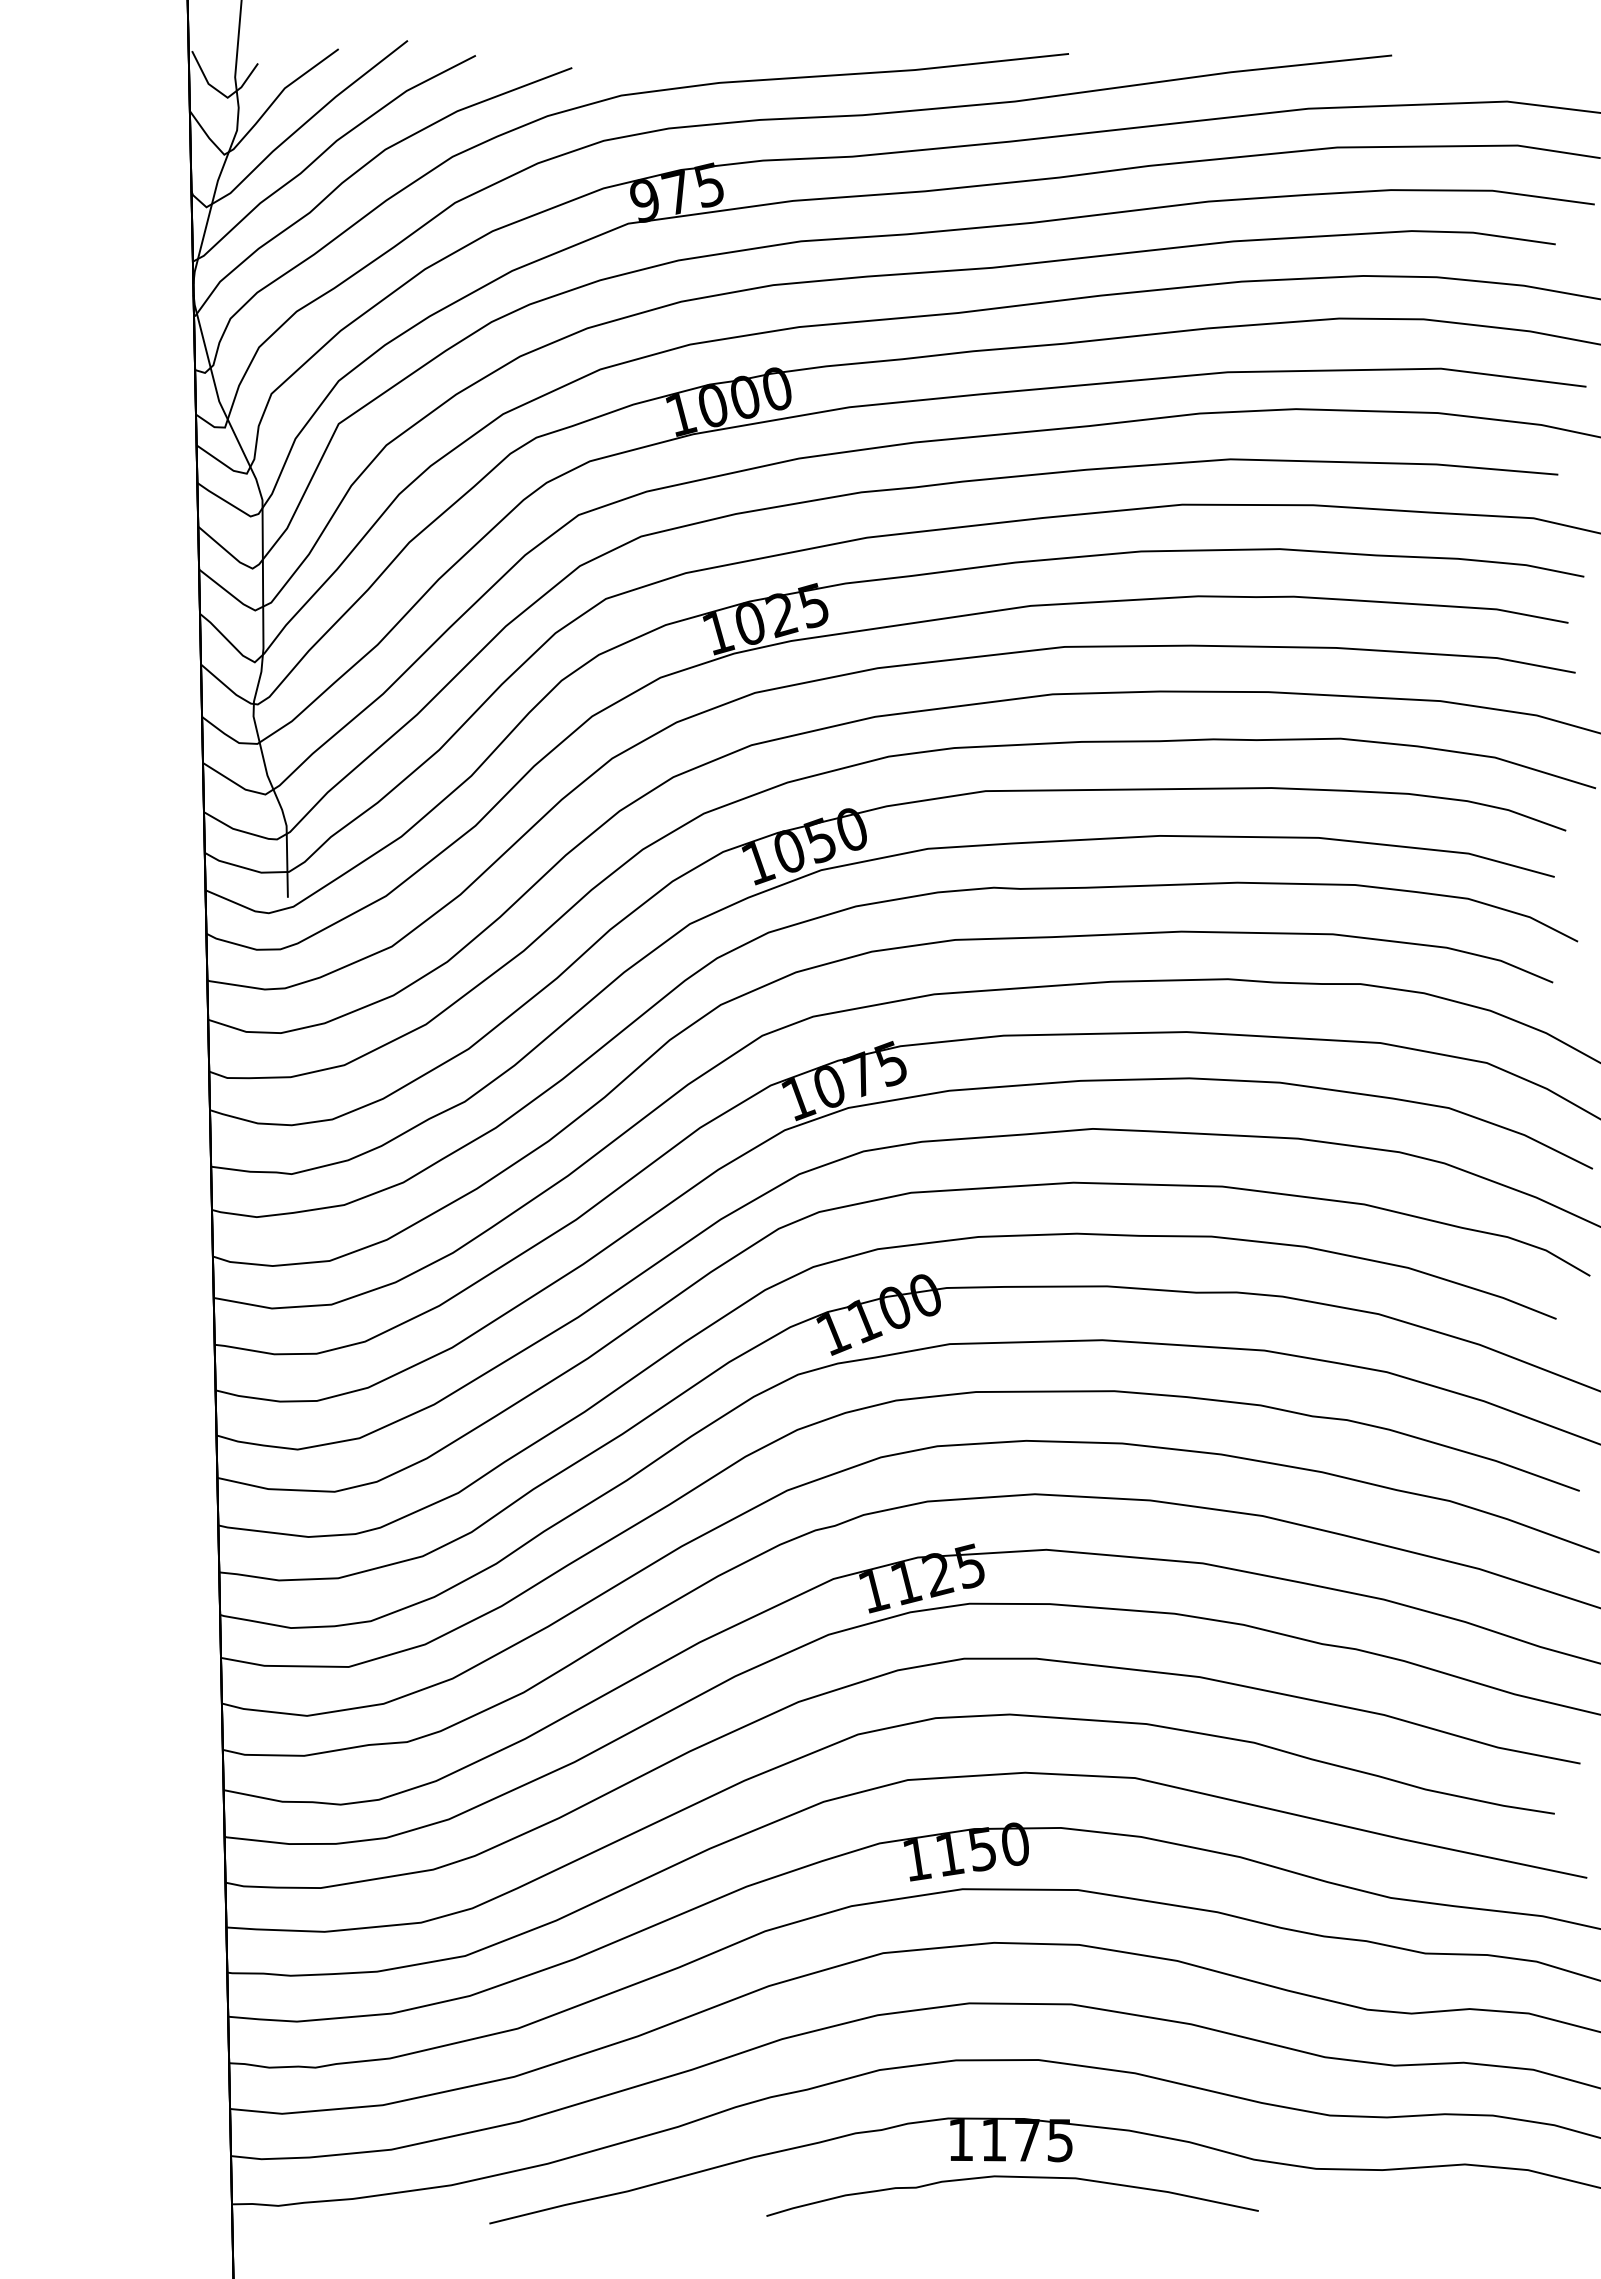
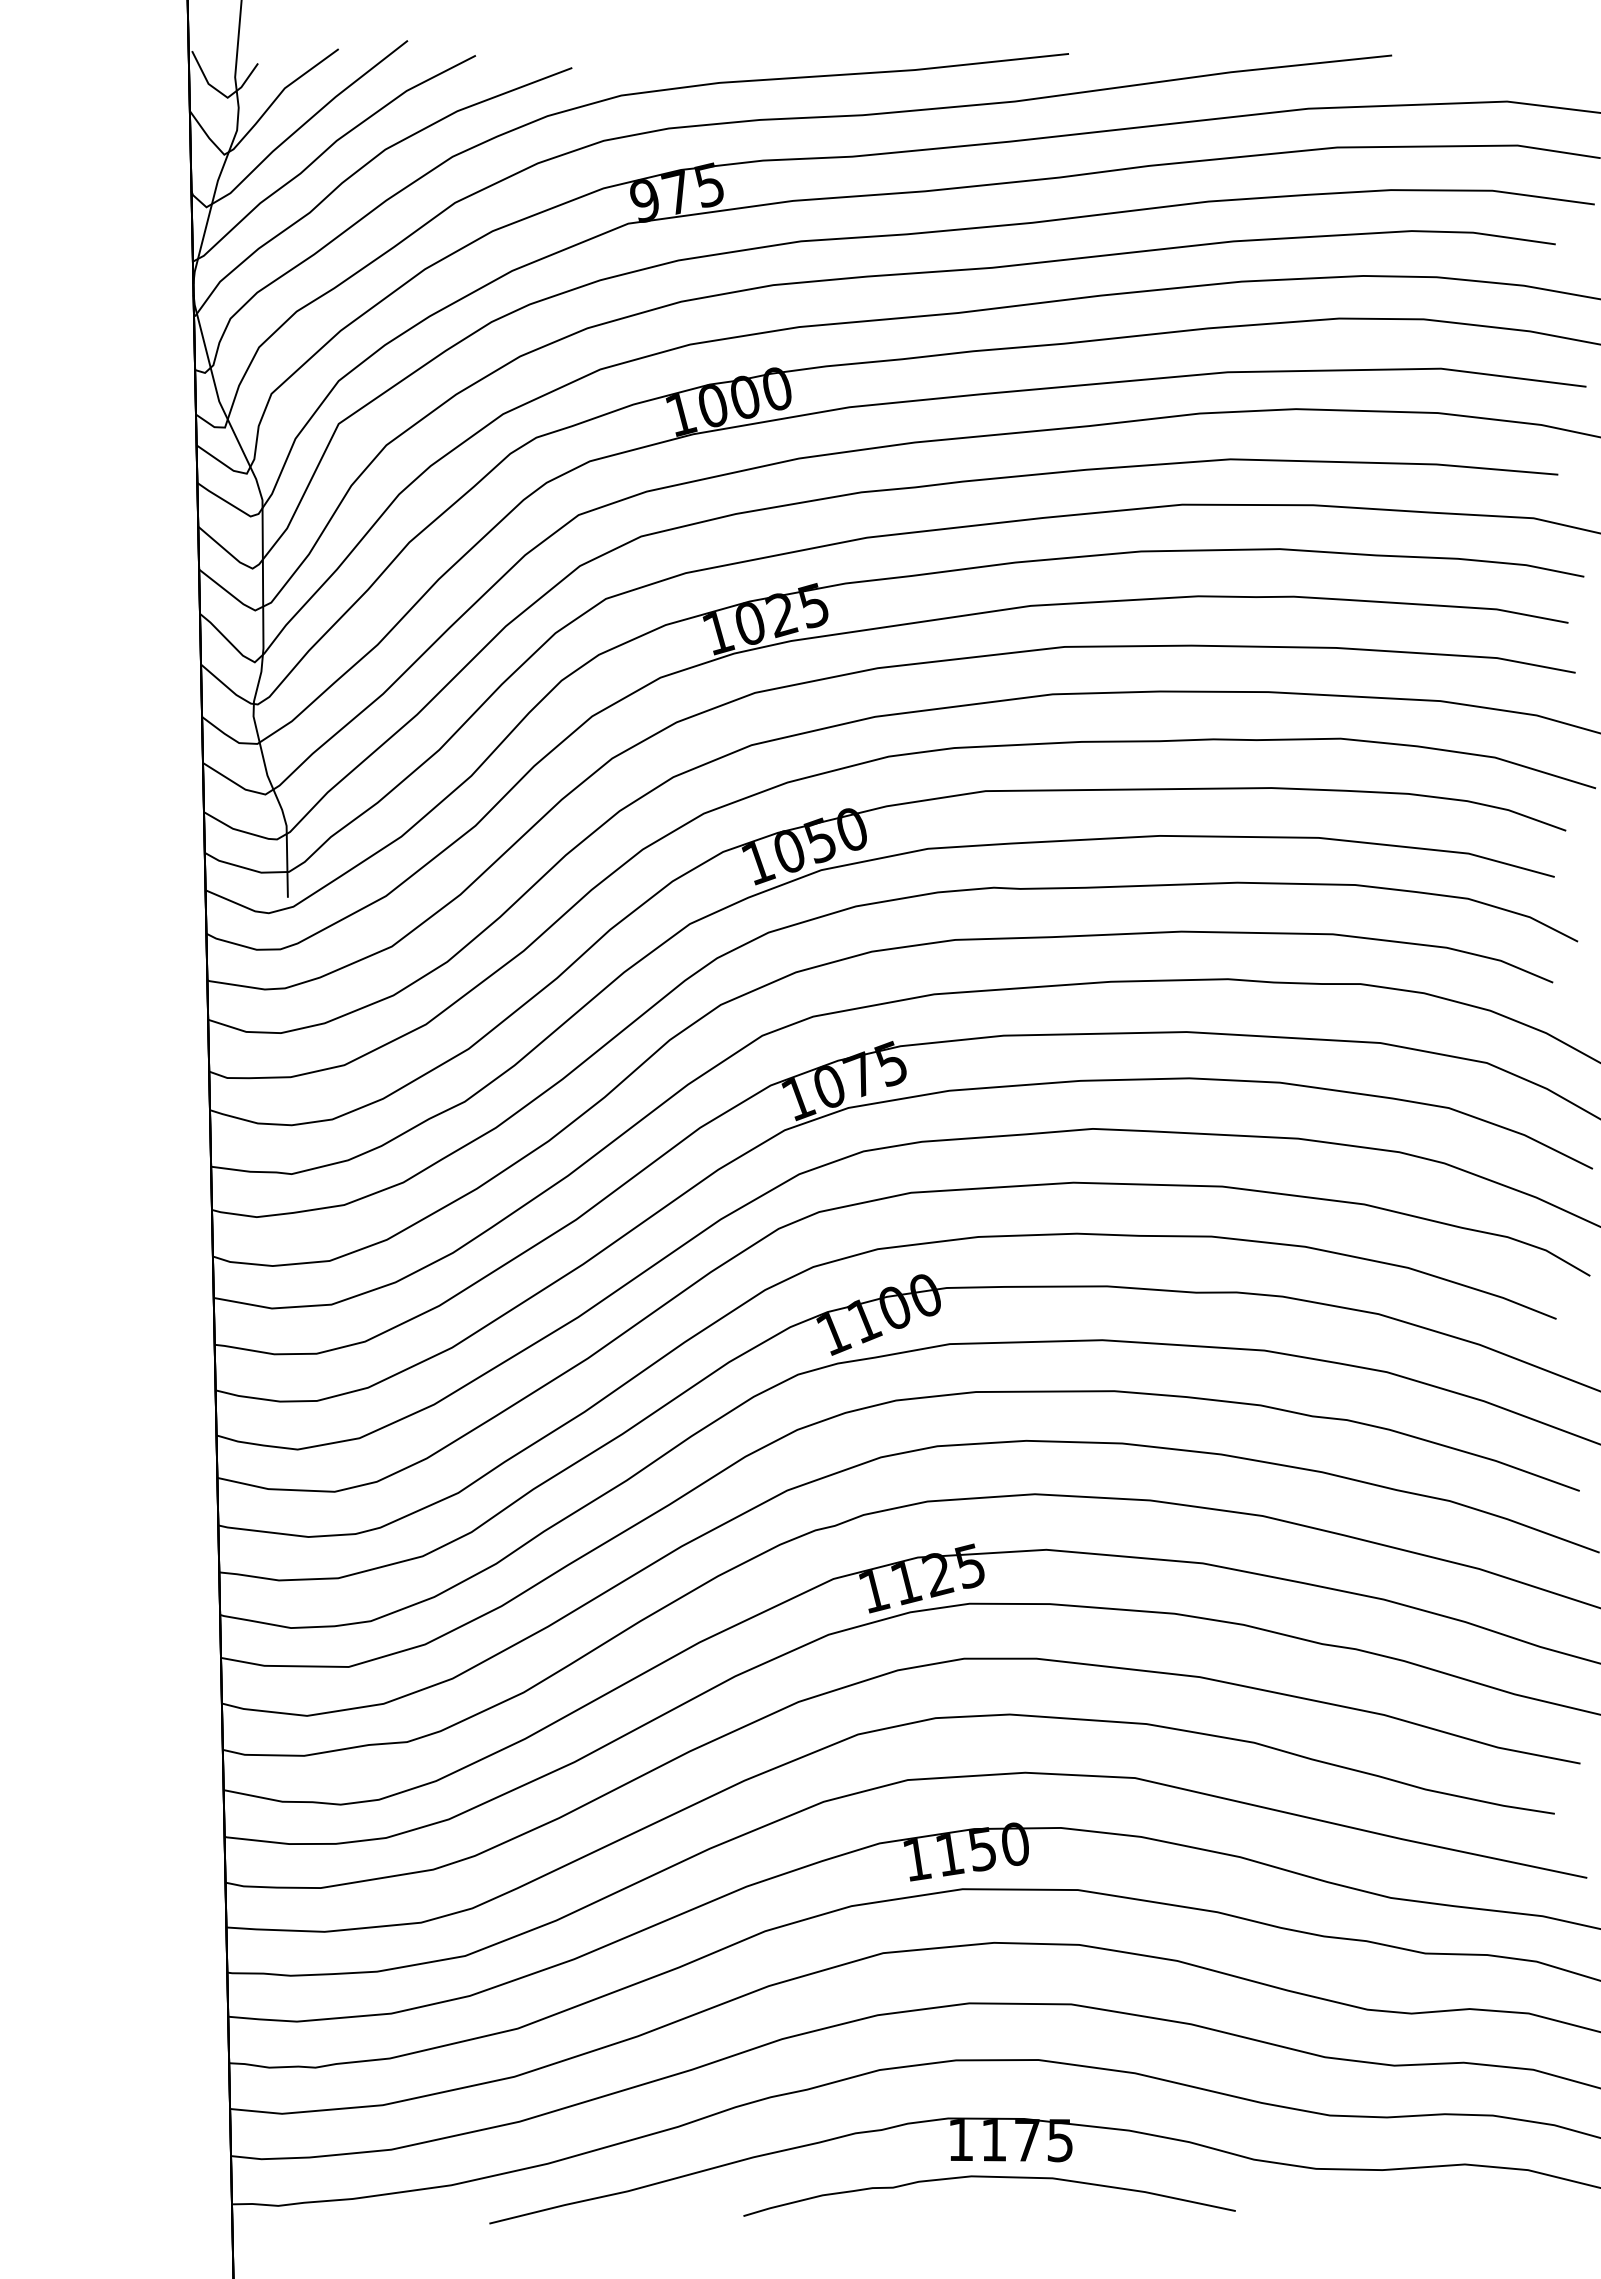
curve position: (1012, 2177) -> (989, 2177) (989, 2177)
